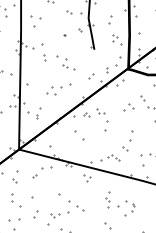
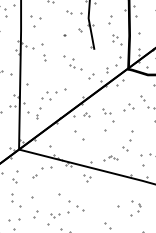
part position: (65, 62) -> (72, 62) (72, 62)
part position: (58, 89) -> (53, 94) (53, 94)
part position: (102, 115) -> (108, 115) (108, 115)
part size: 21x8 px -> 16x7 px (110, 158)
part: present -> none (107, 199)
part position: (129, 208) -> (135, 208) (135, 208)
